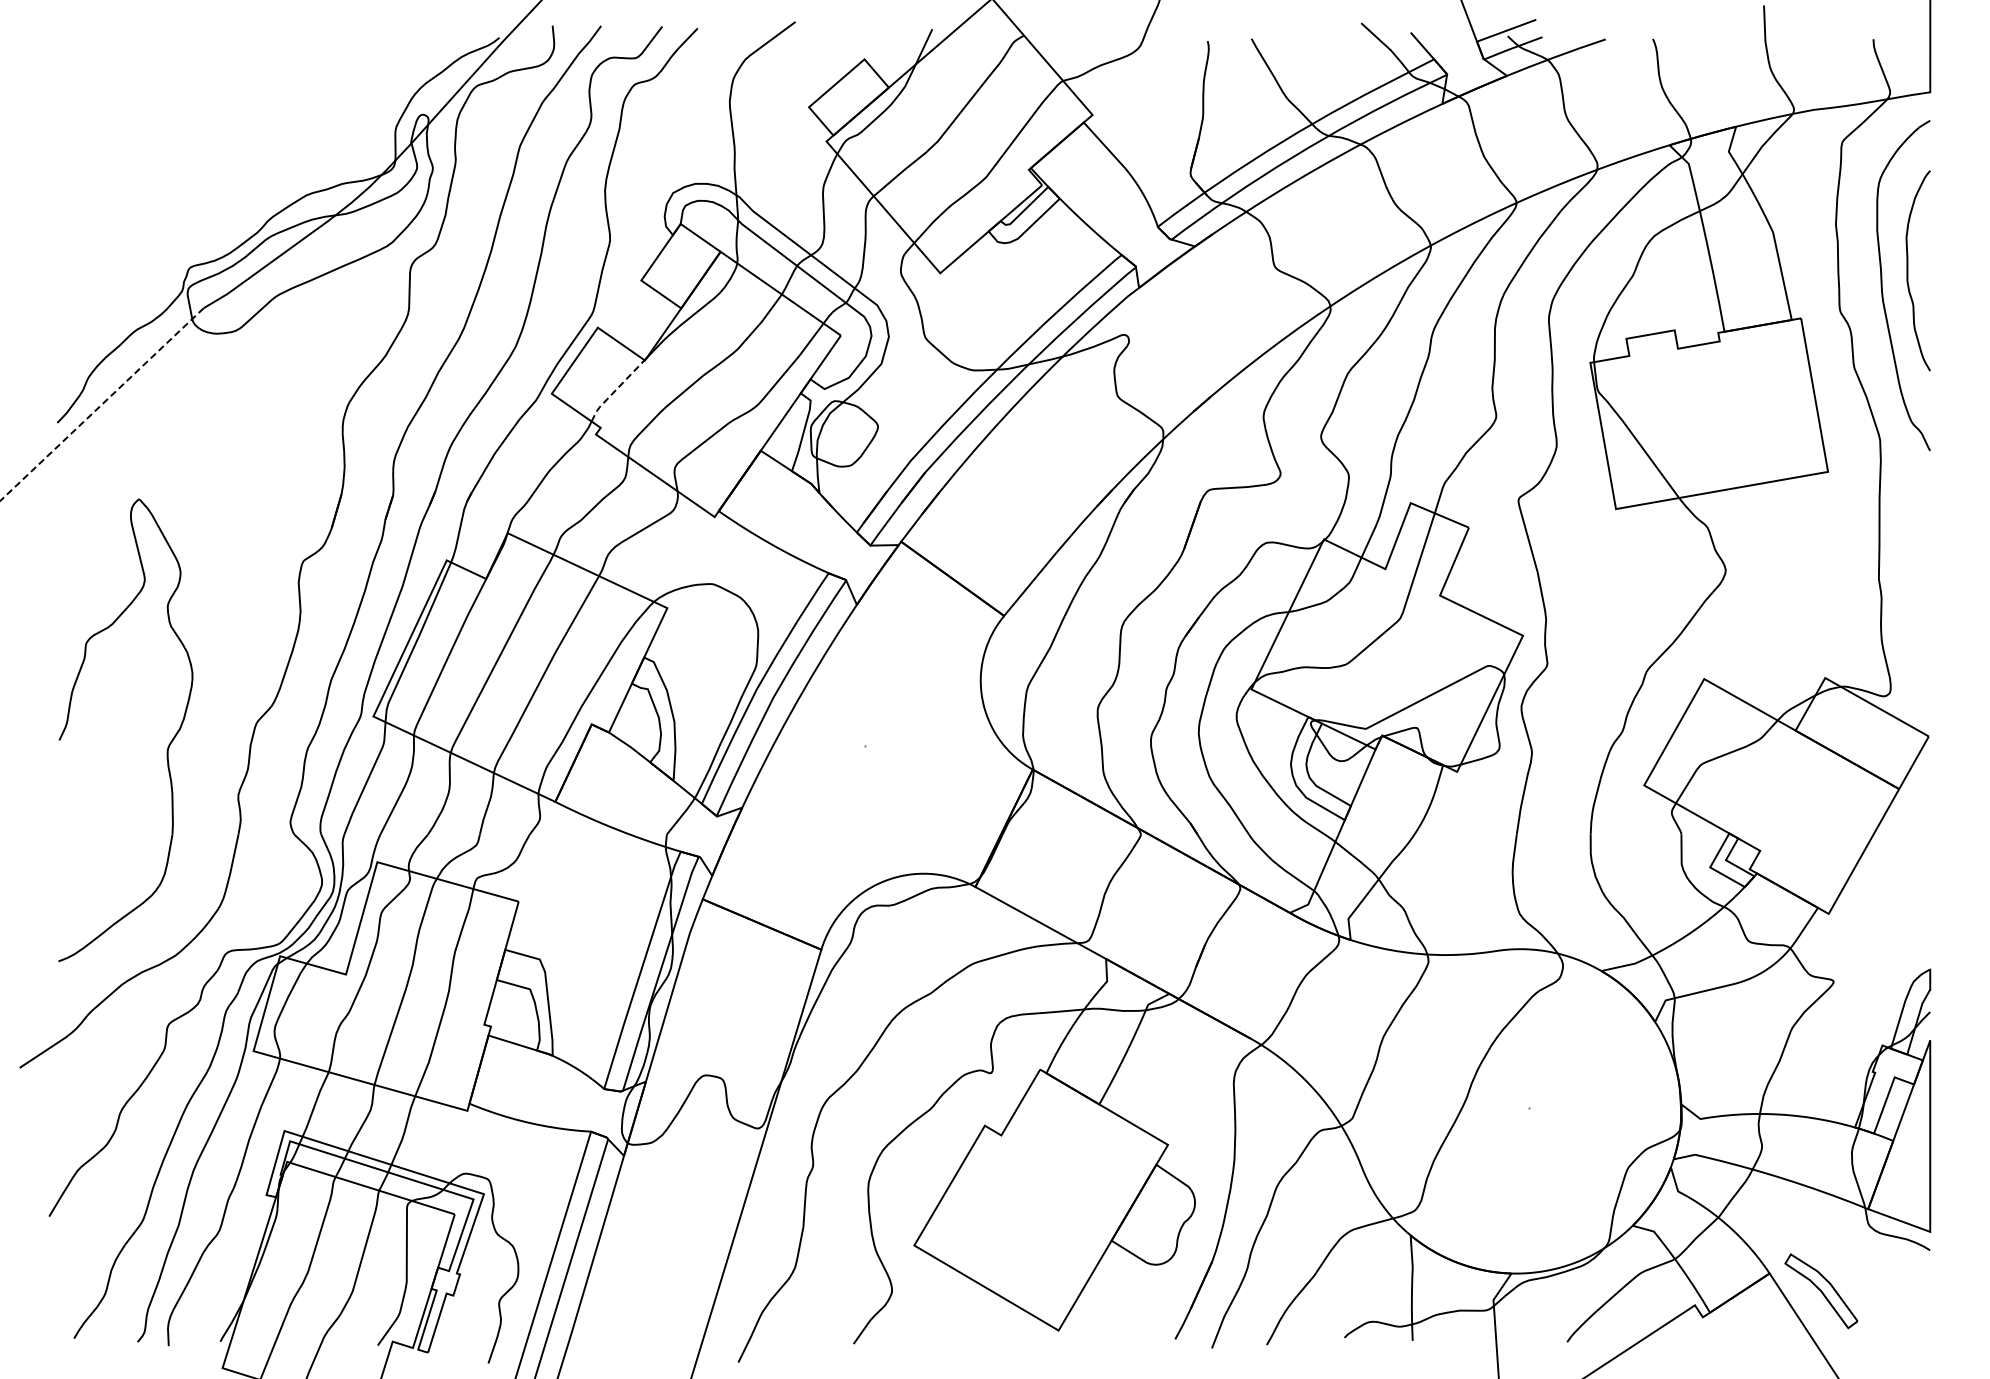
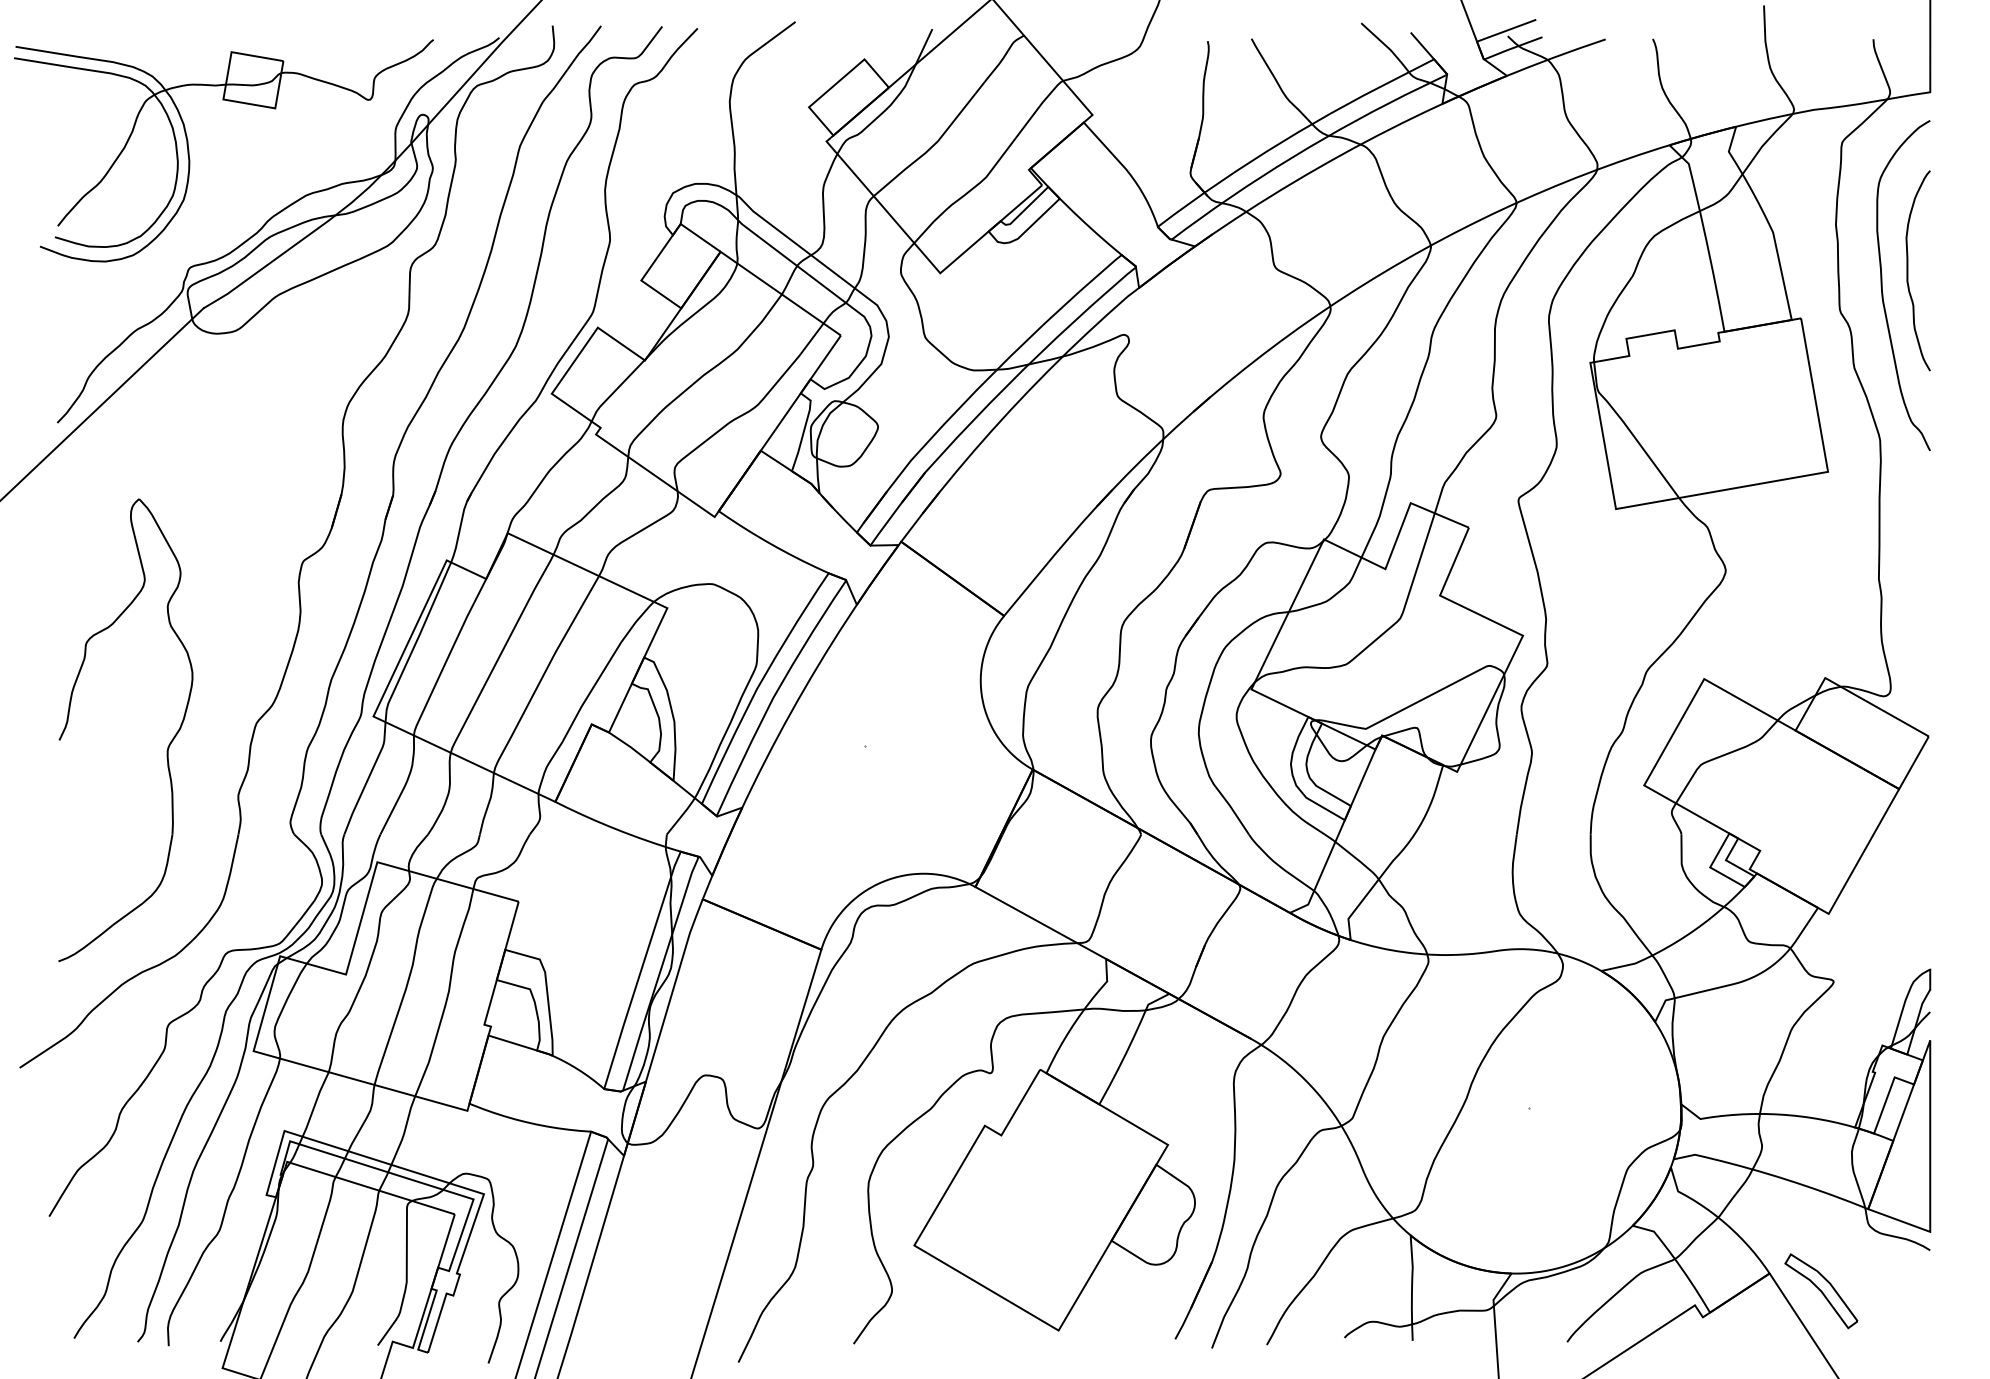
part: none -> present (189, 150)
line: dashed -> solid (615, 390)
line: dashed -> solid (102, 404)
